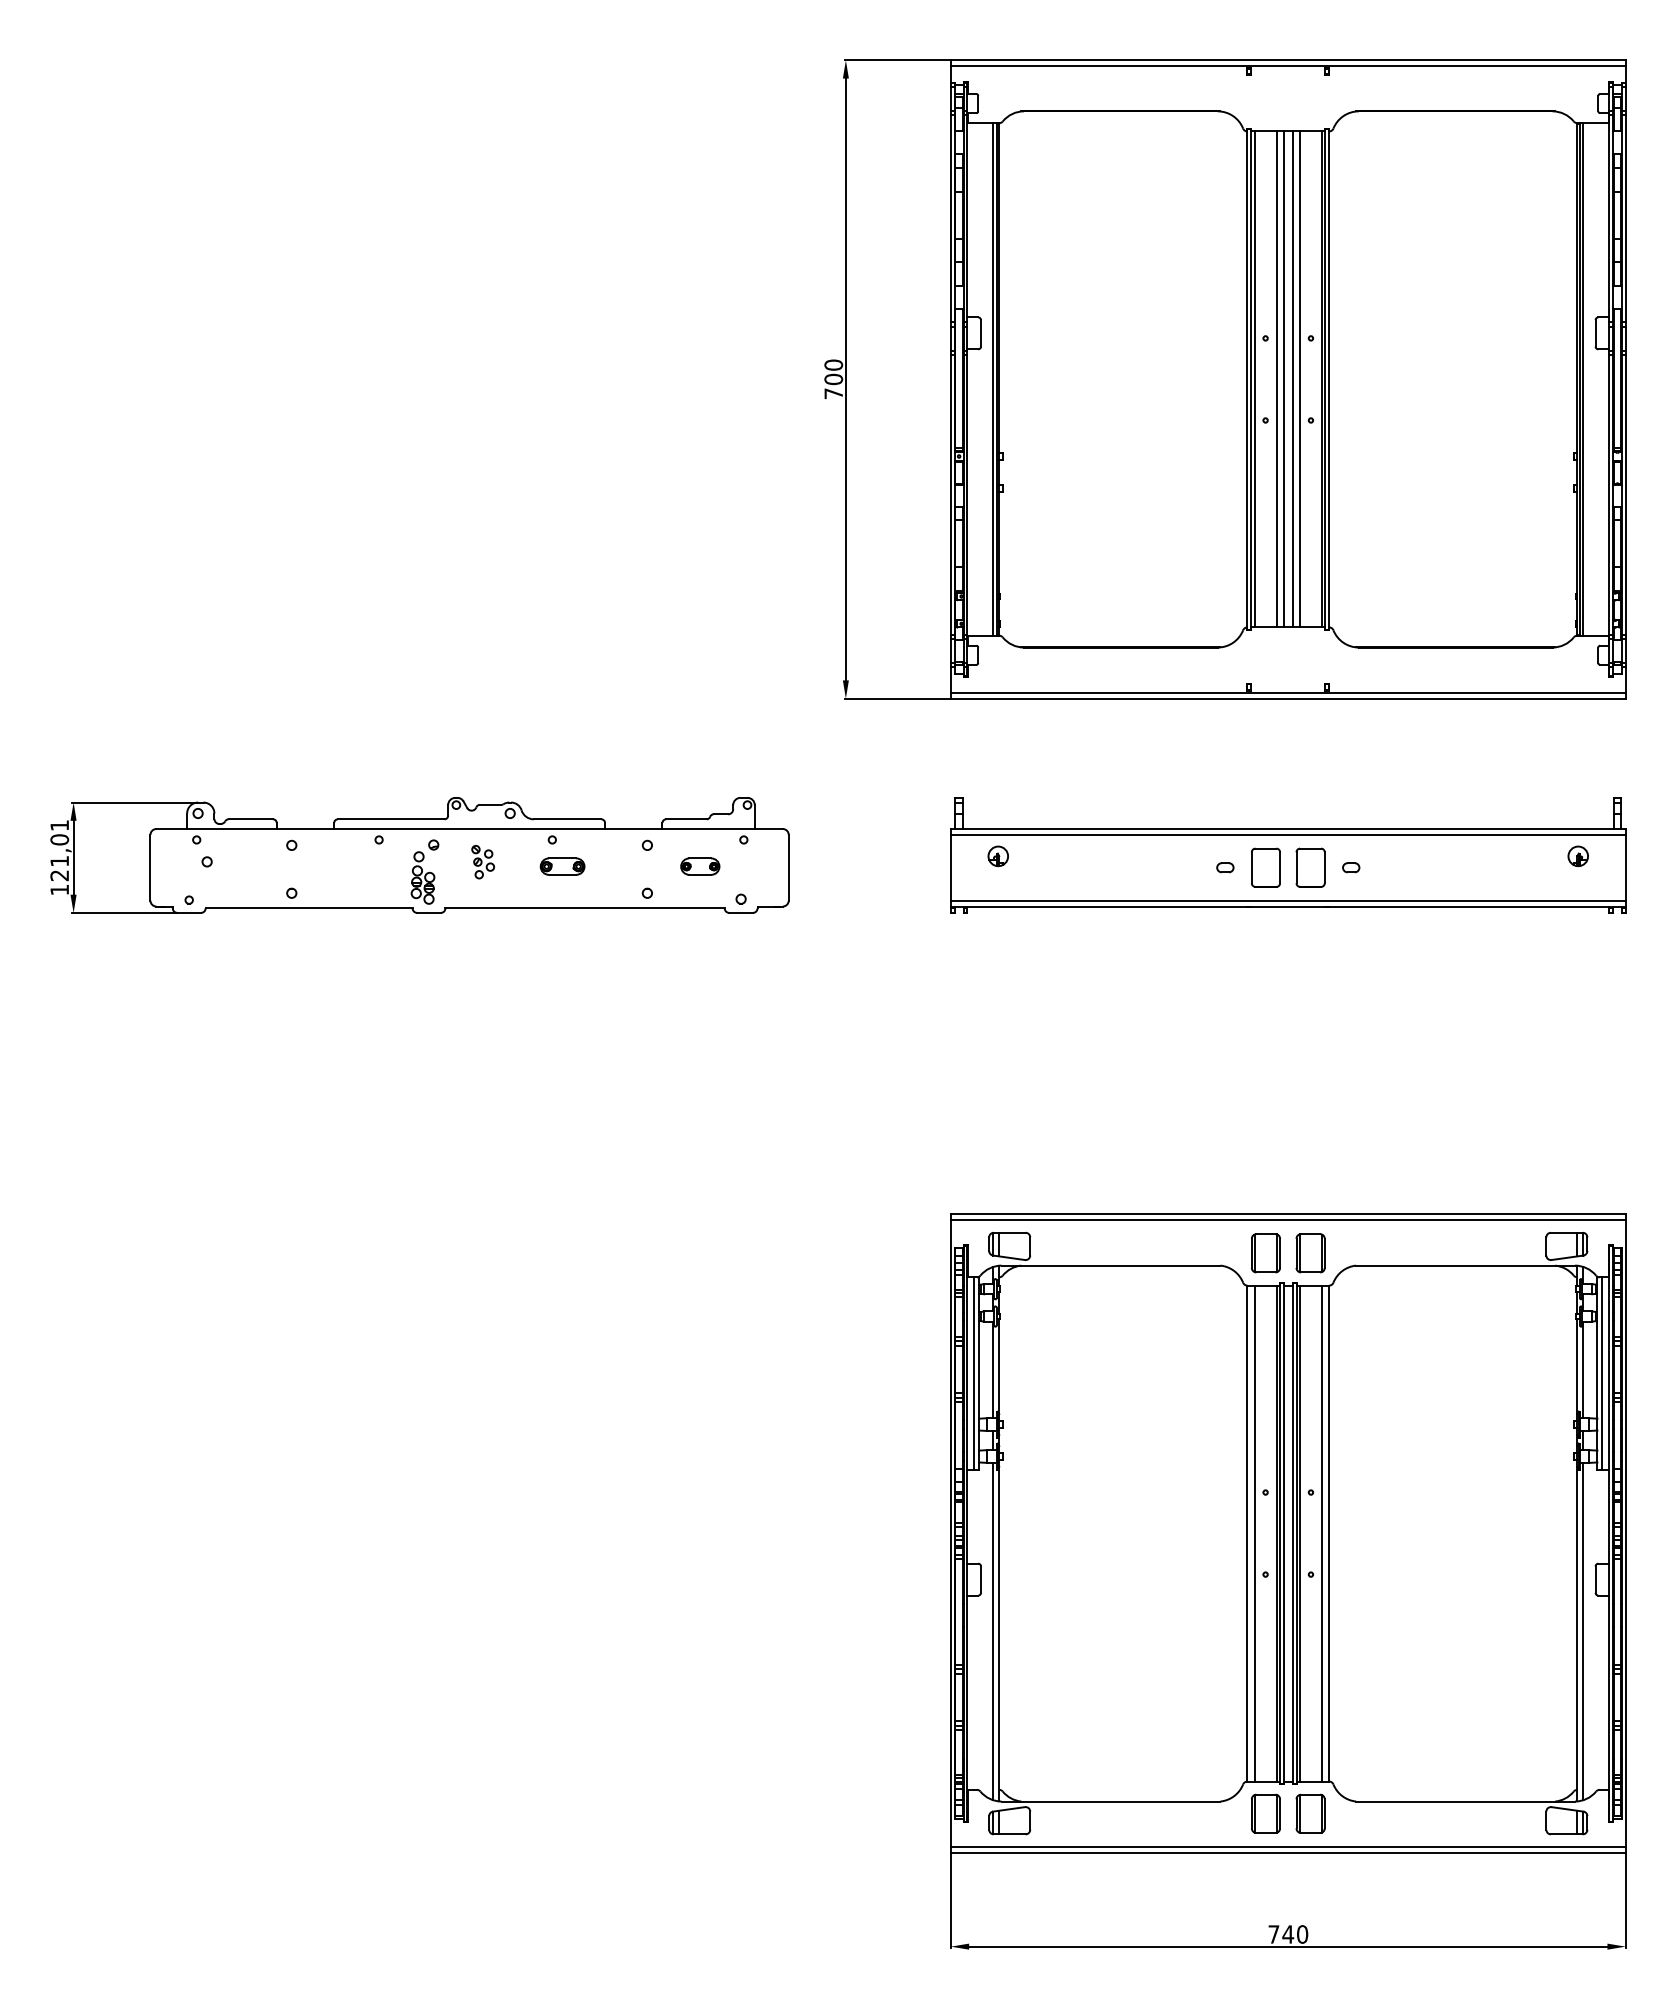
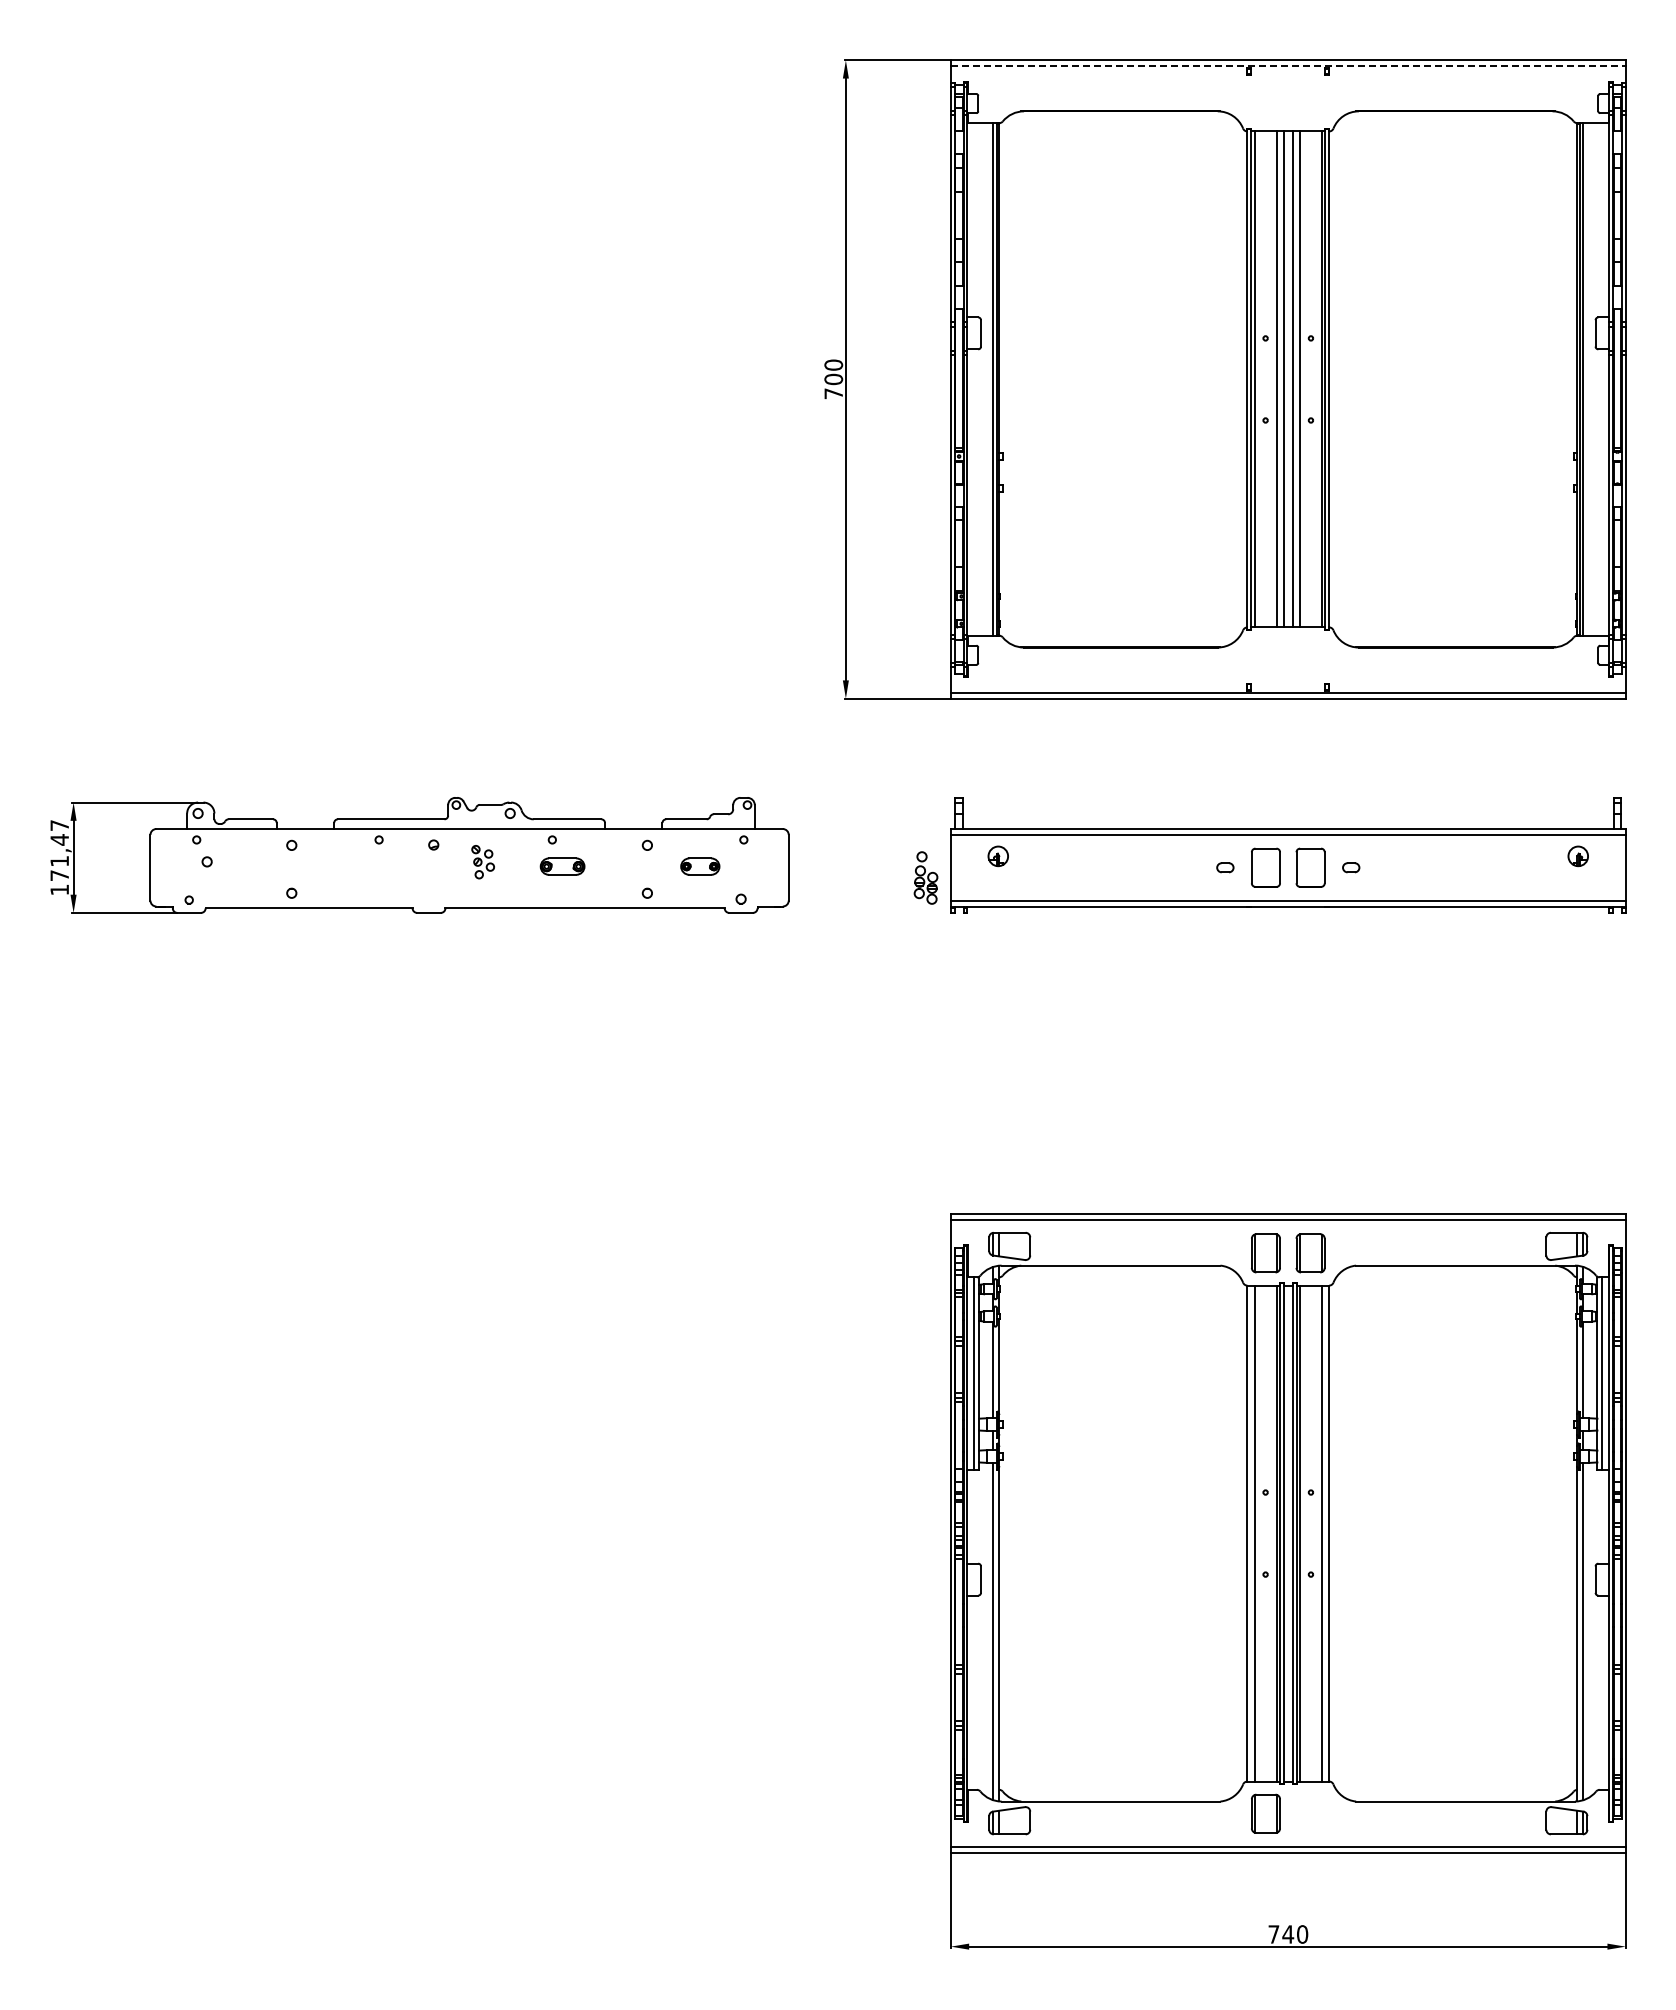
line: solid -> dashed (1288, 66)
text: 121,01 -> 171,47 (59, 850)
part position: (422, 877) -> (925, 877) (925, 877)
part: present -> none (1310, 1813)
